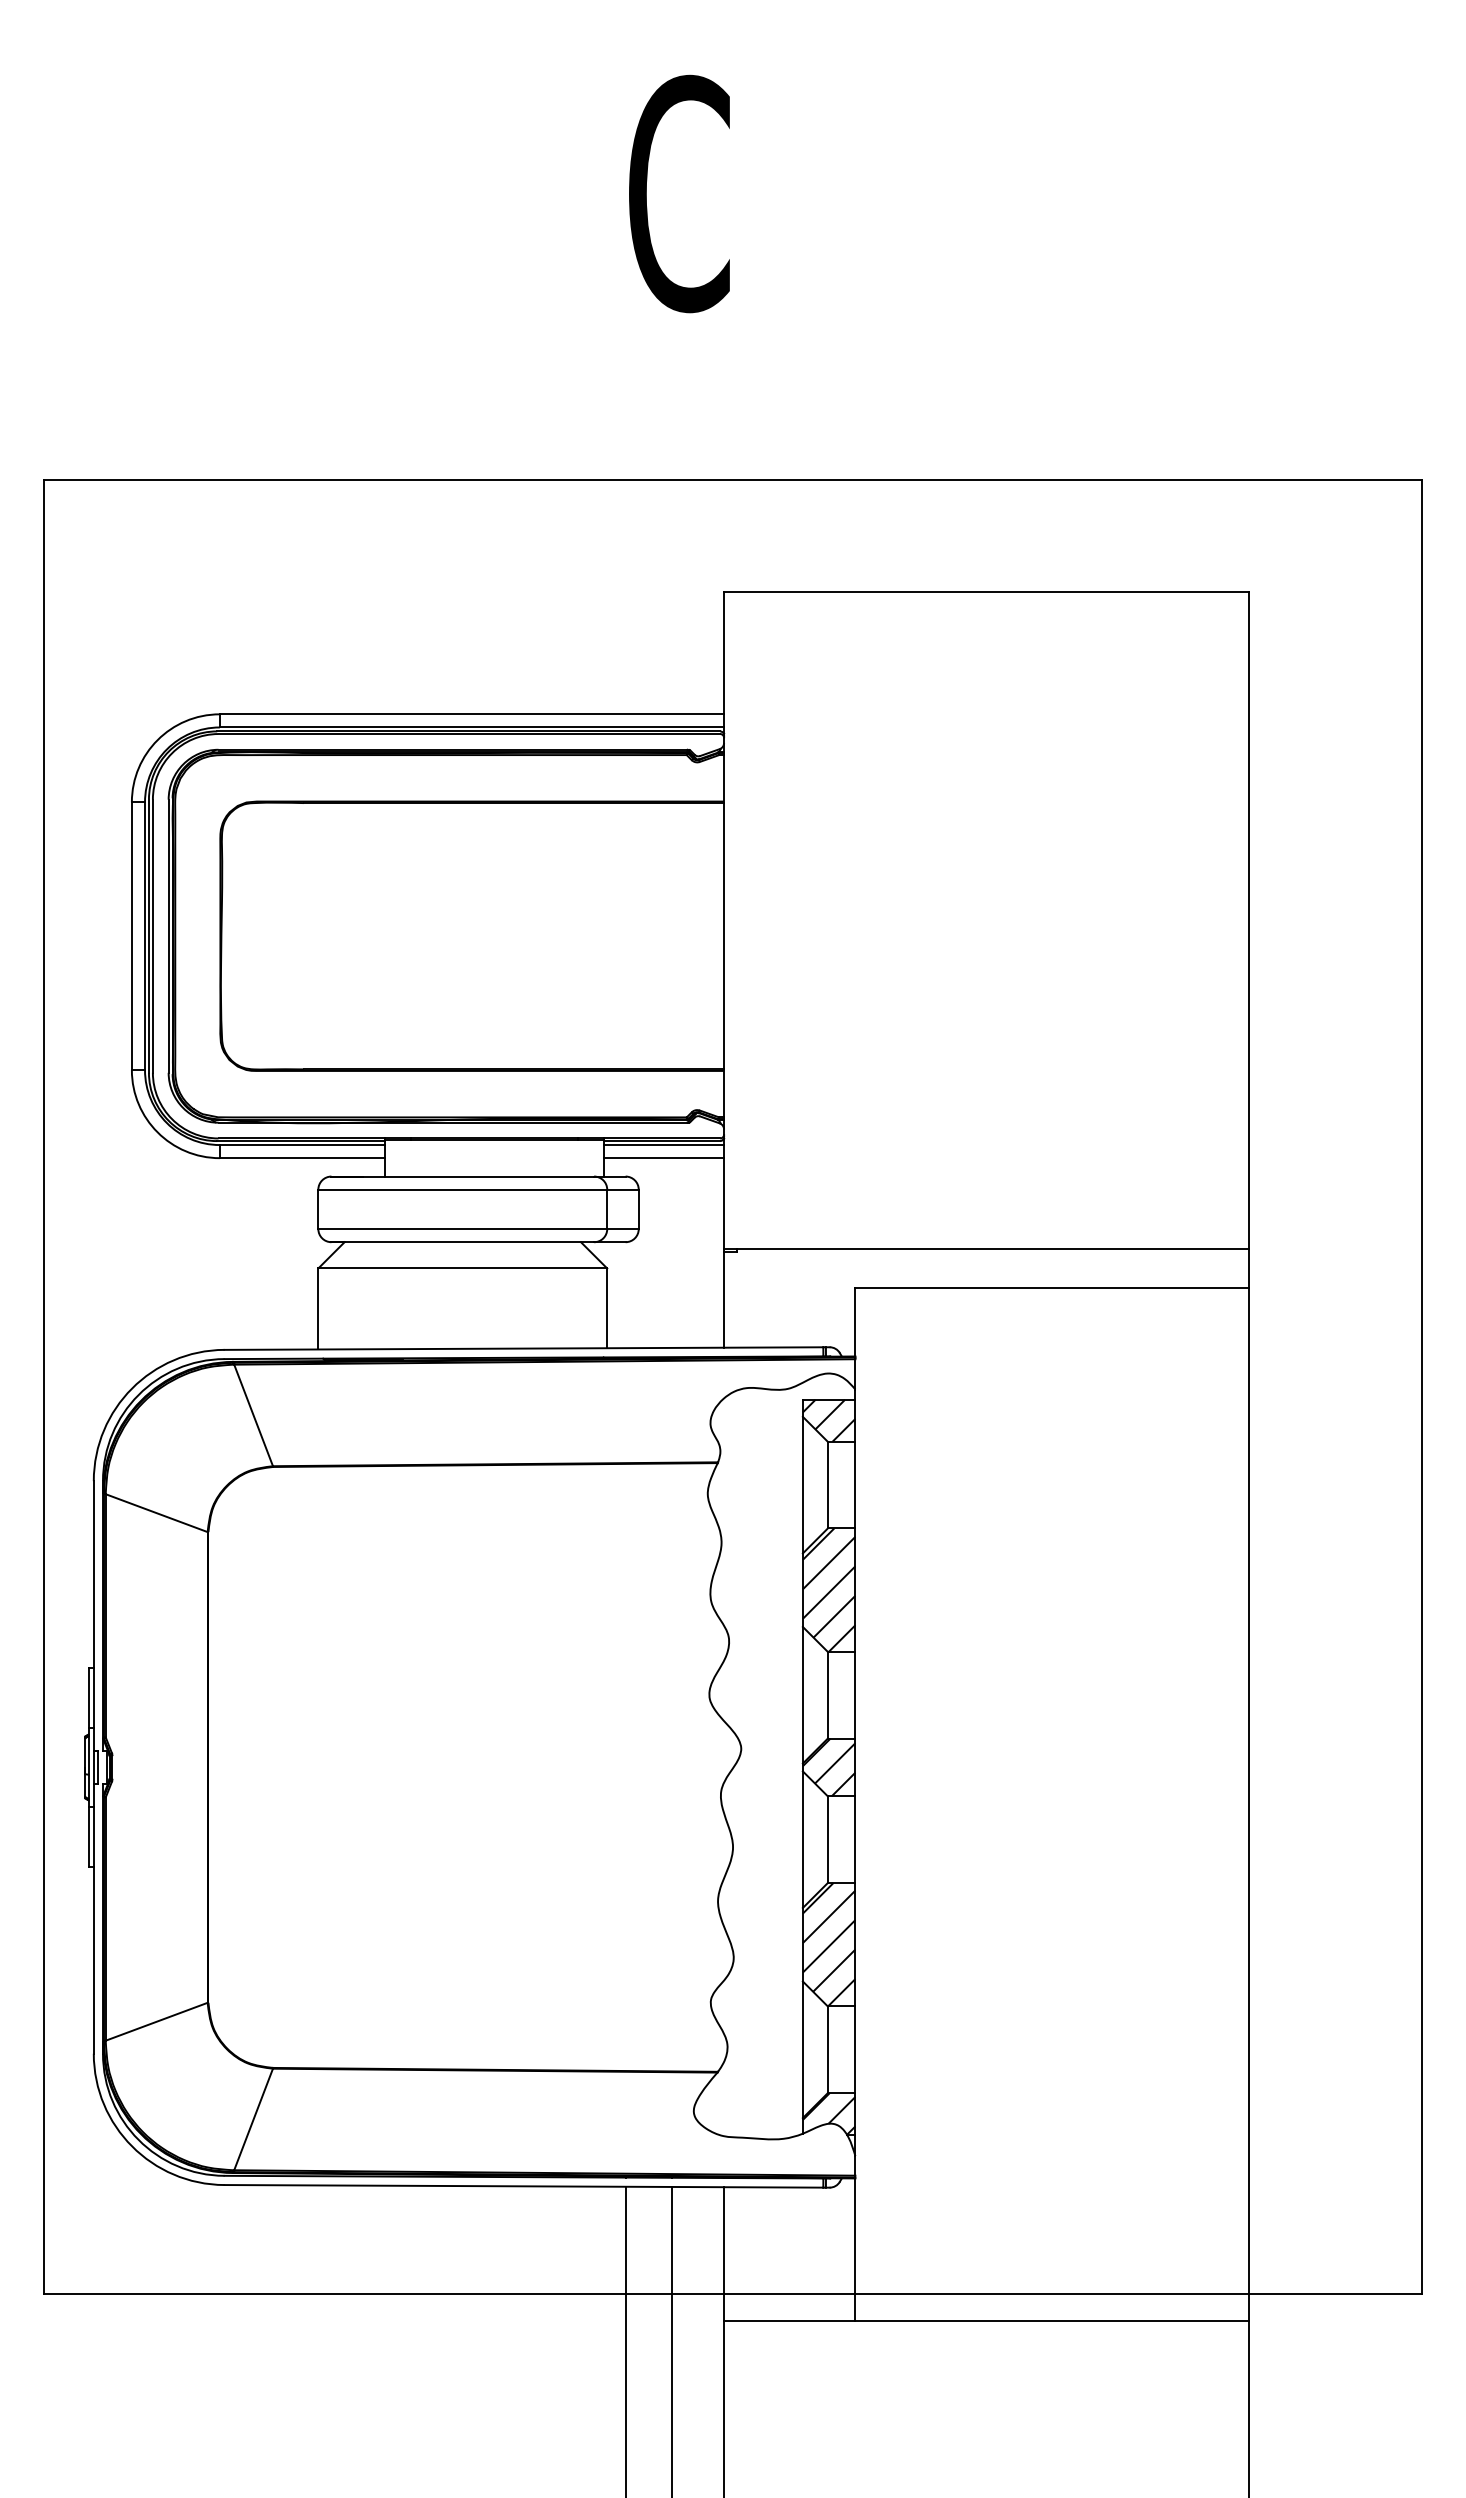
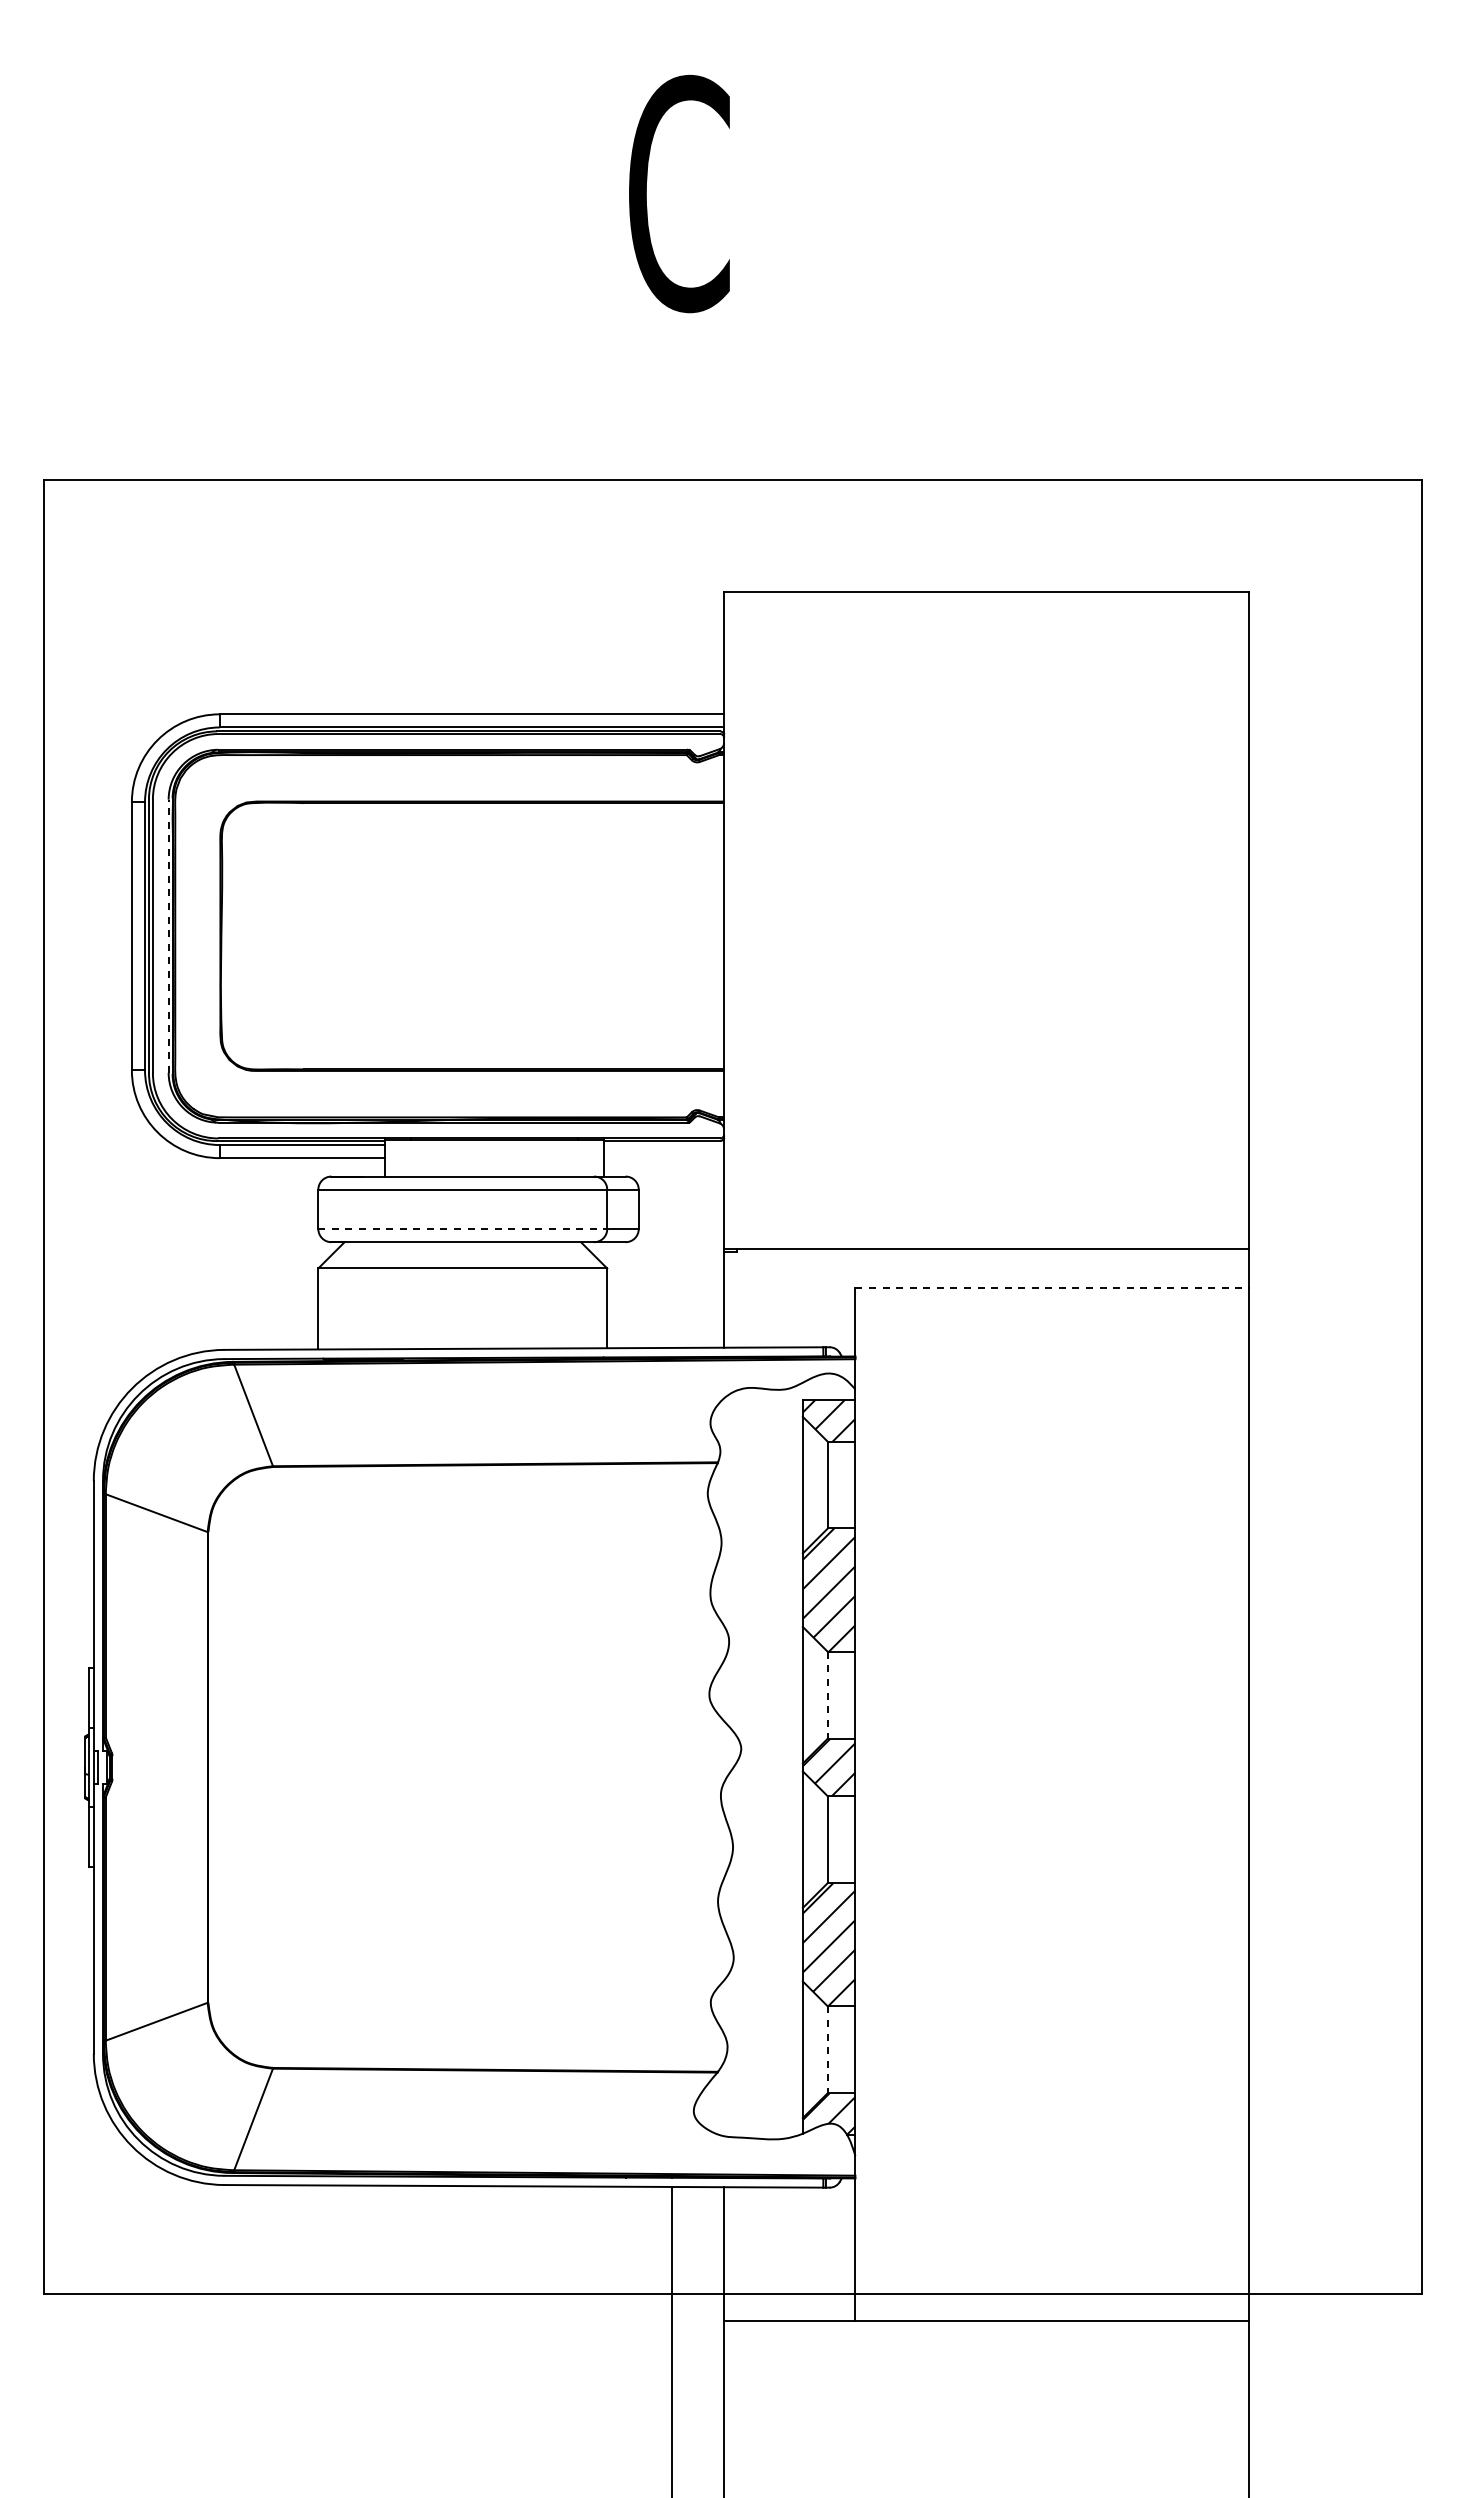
line: solid -> dashed (168, 936)
line: present -> none (663, 1145)
line: present -> none (663, 1158)
line: solid -> dashed (463, 1229)
line: solid -> dashed (1052, 1288)
line: solid -> dashed (827, 1695)
line: solid -> dashed (827, 2050)
line: present -> none (625, 2340)
